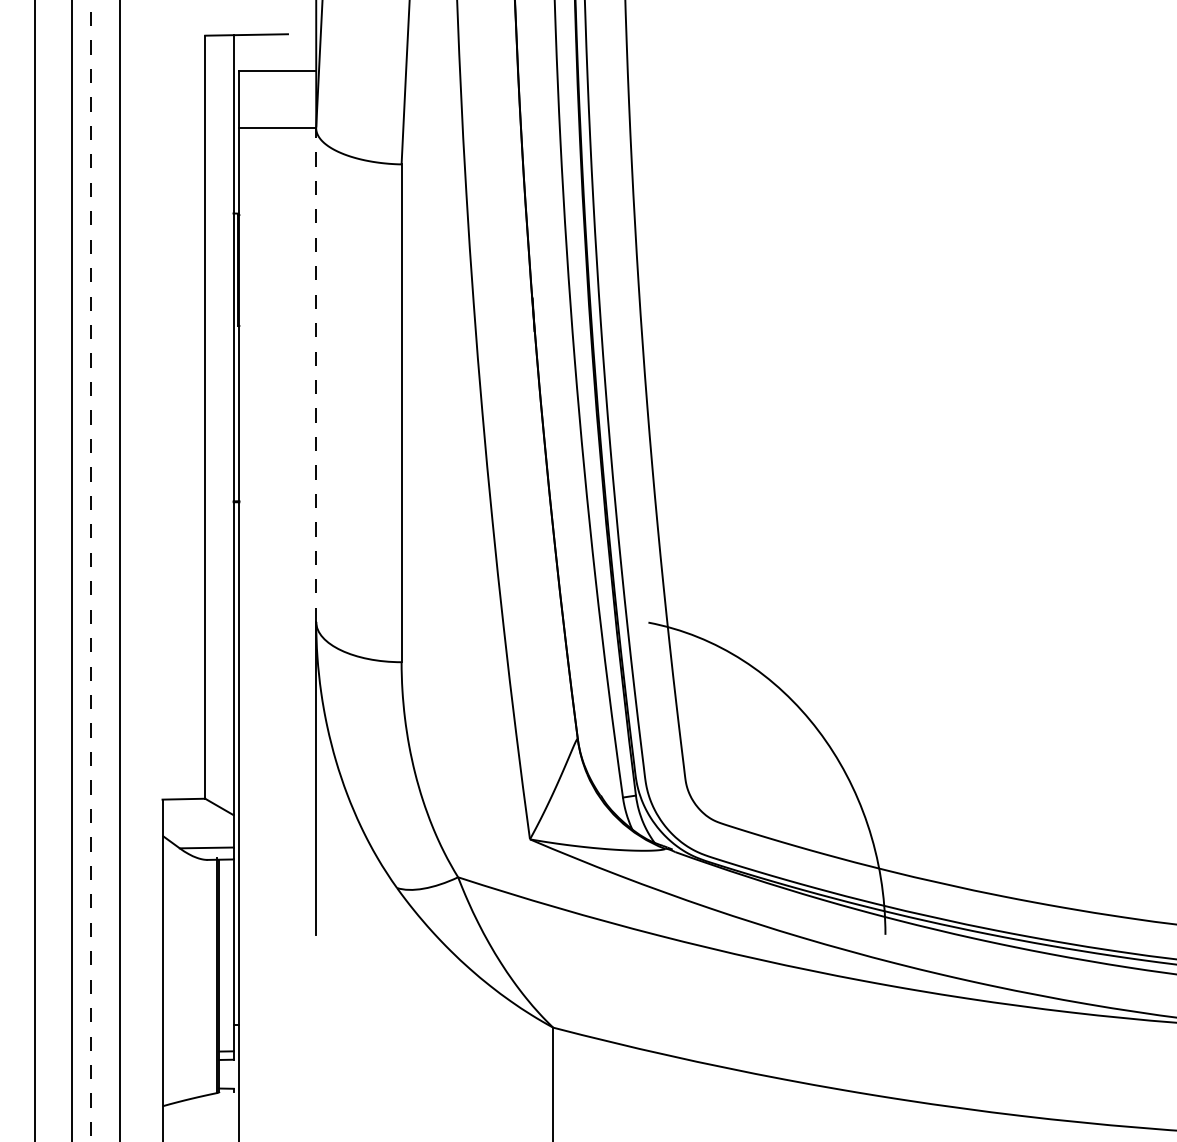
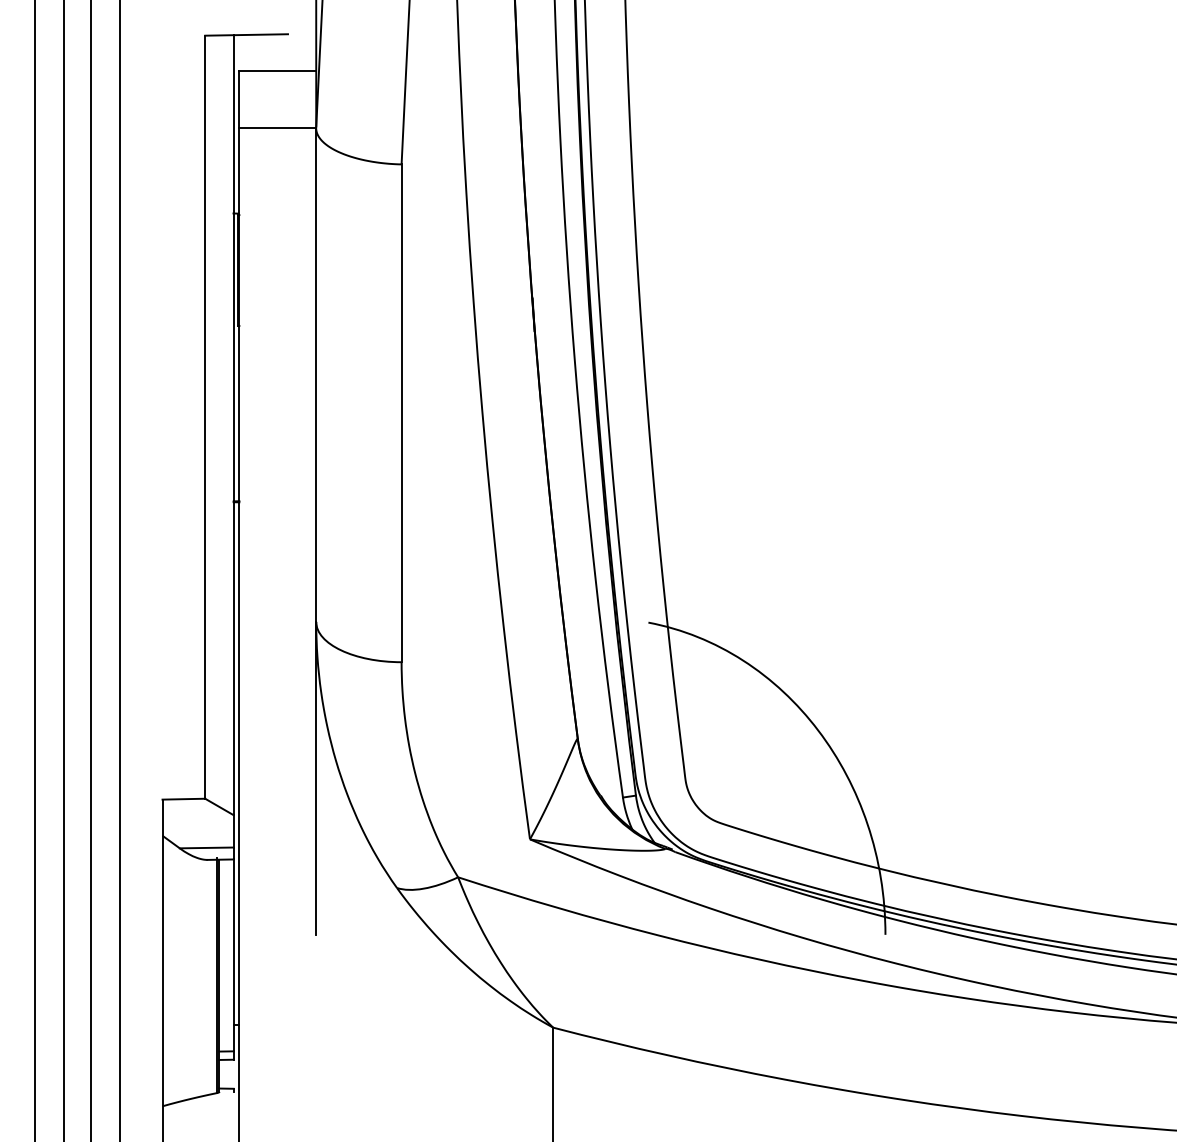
line: dashed -> solid (316, 375)
line position: (71, 570) -> (63, 570) (63, 570)
line: dashed -> solid (91, 570)
